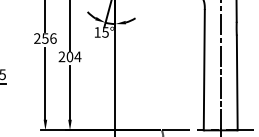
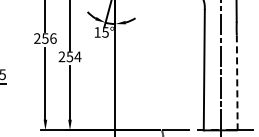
text: 204 -> 254 (69, 56)
line: solid -> dashed (237, 82)
